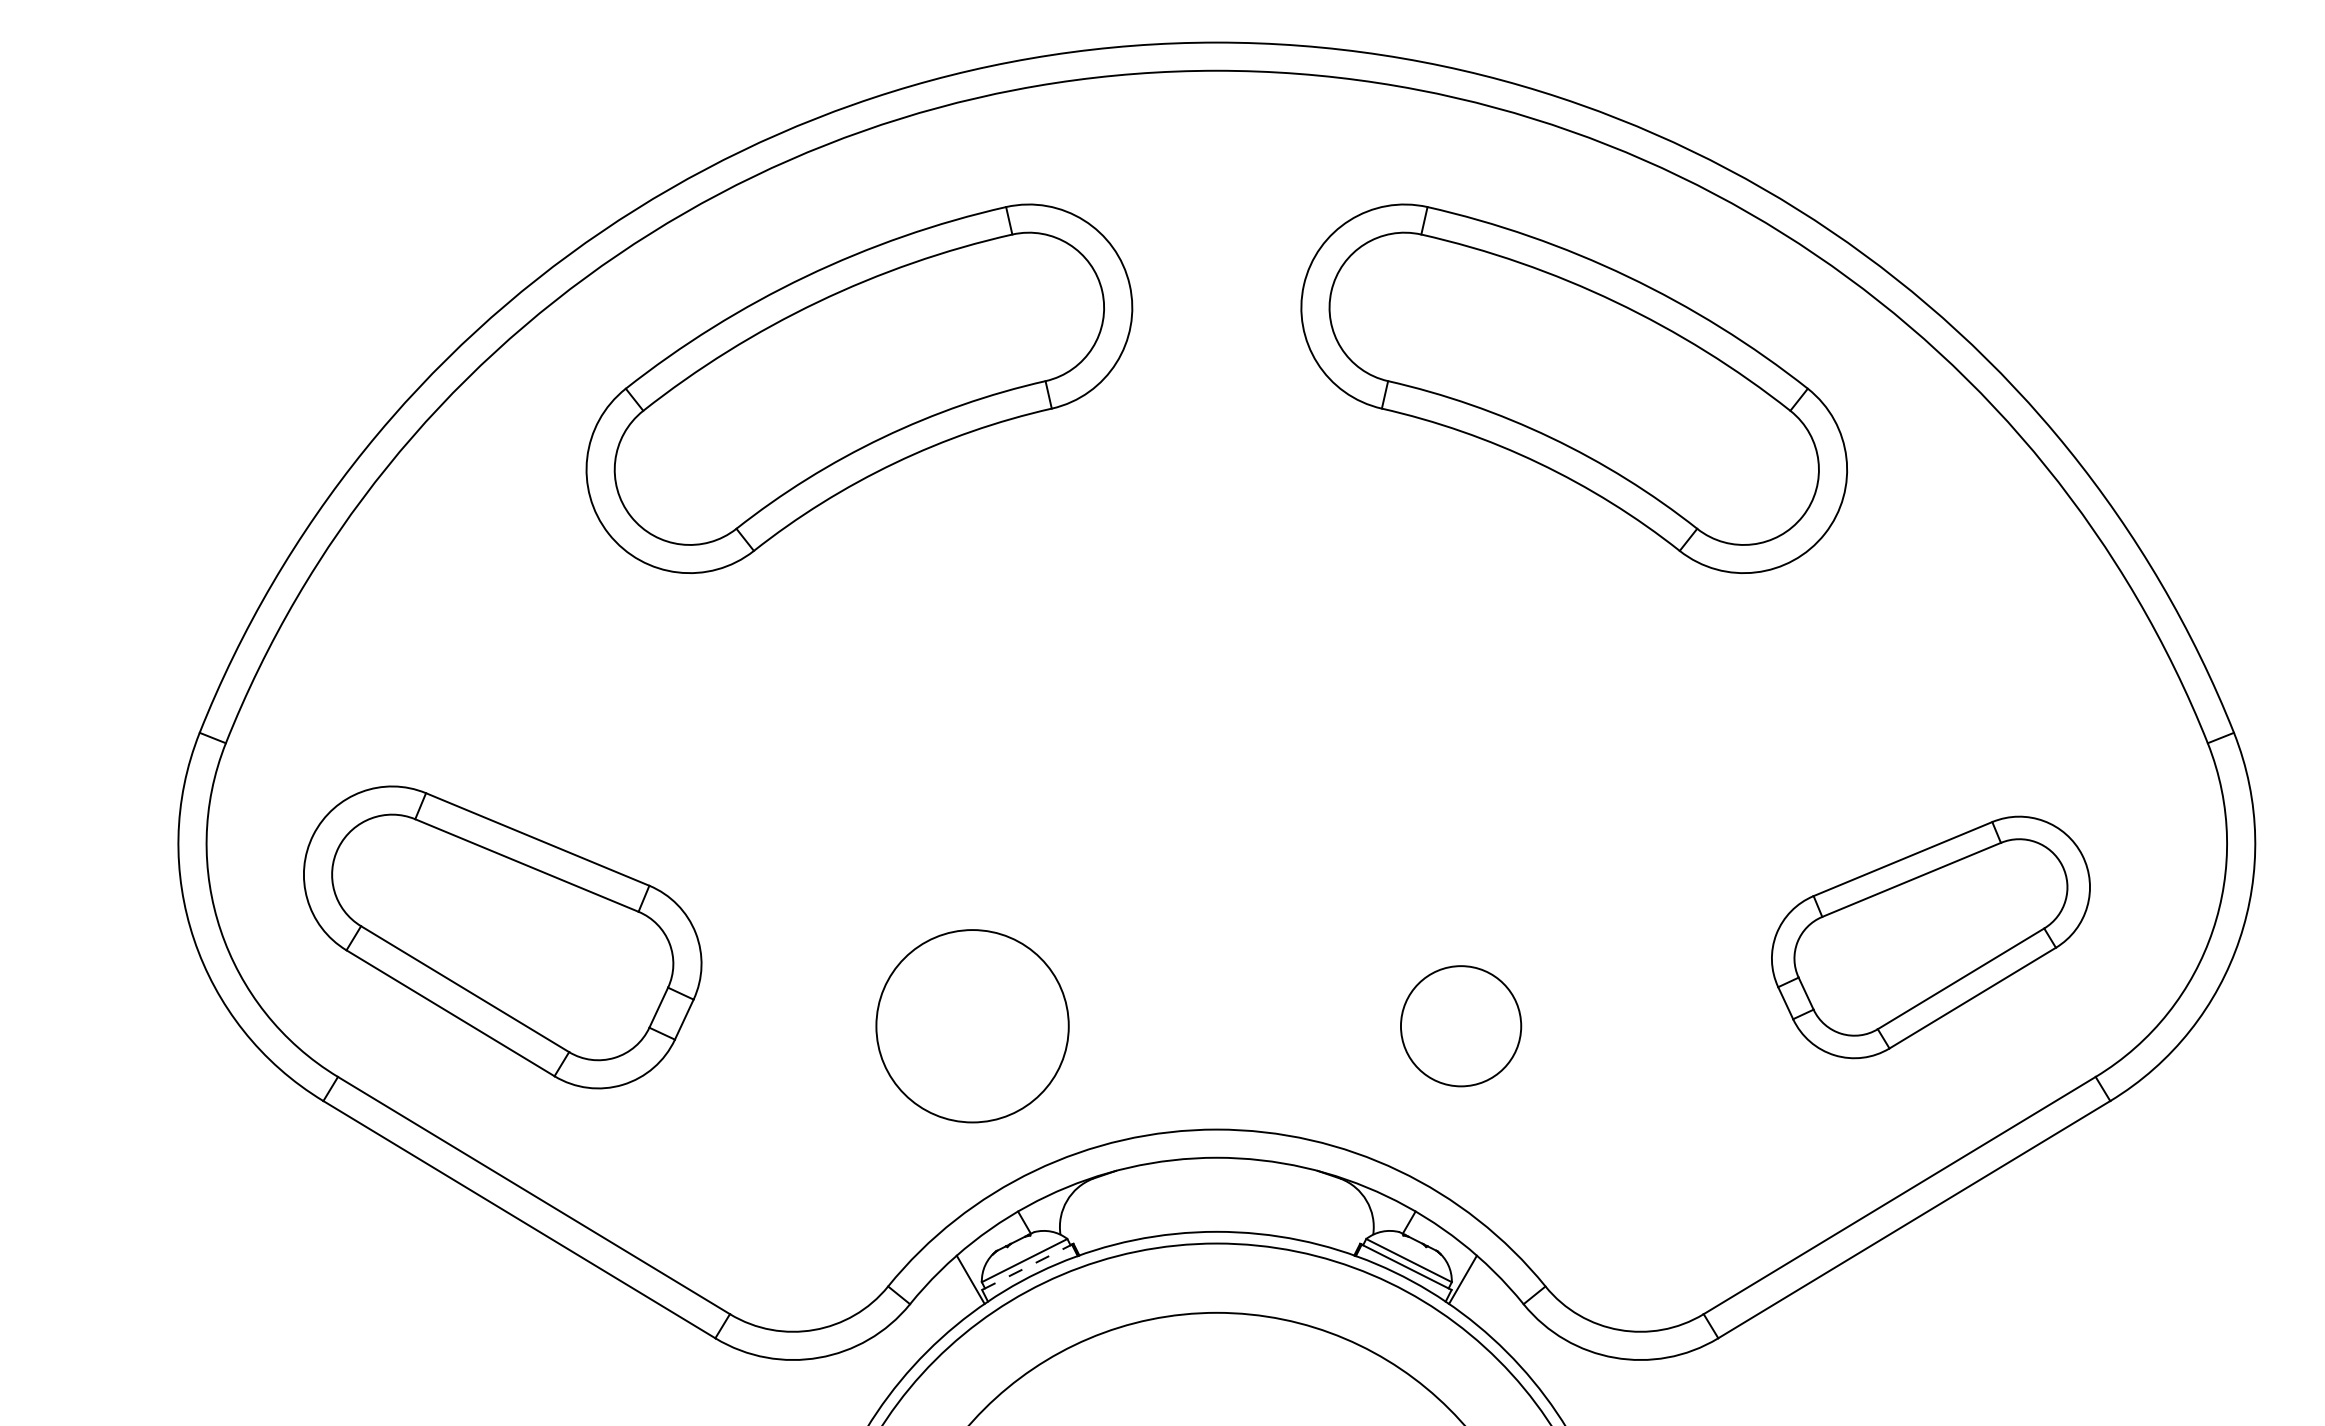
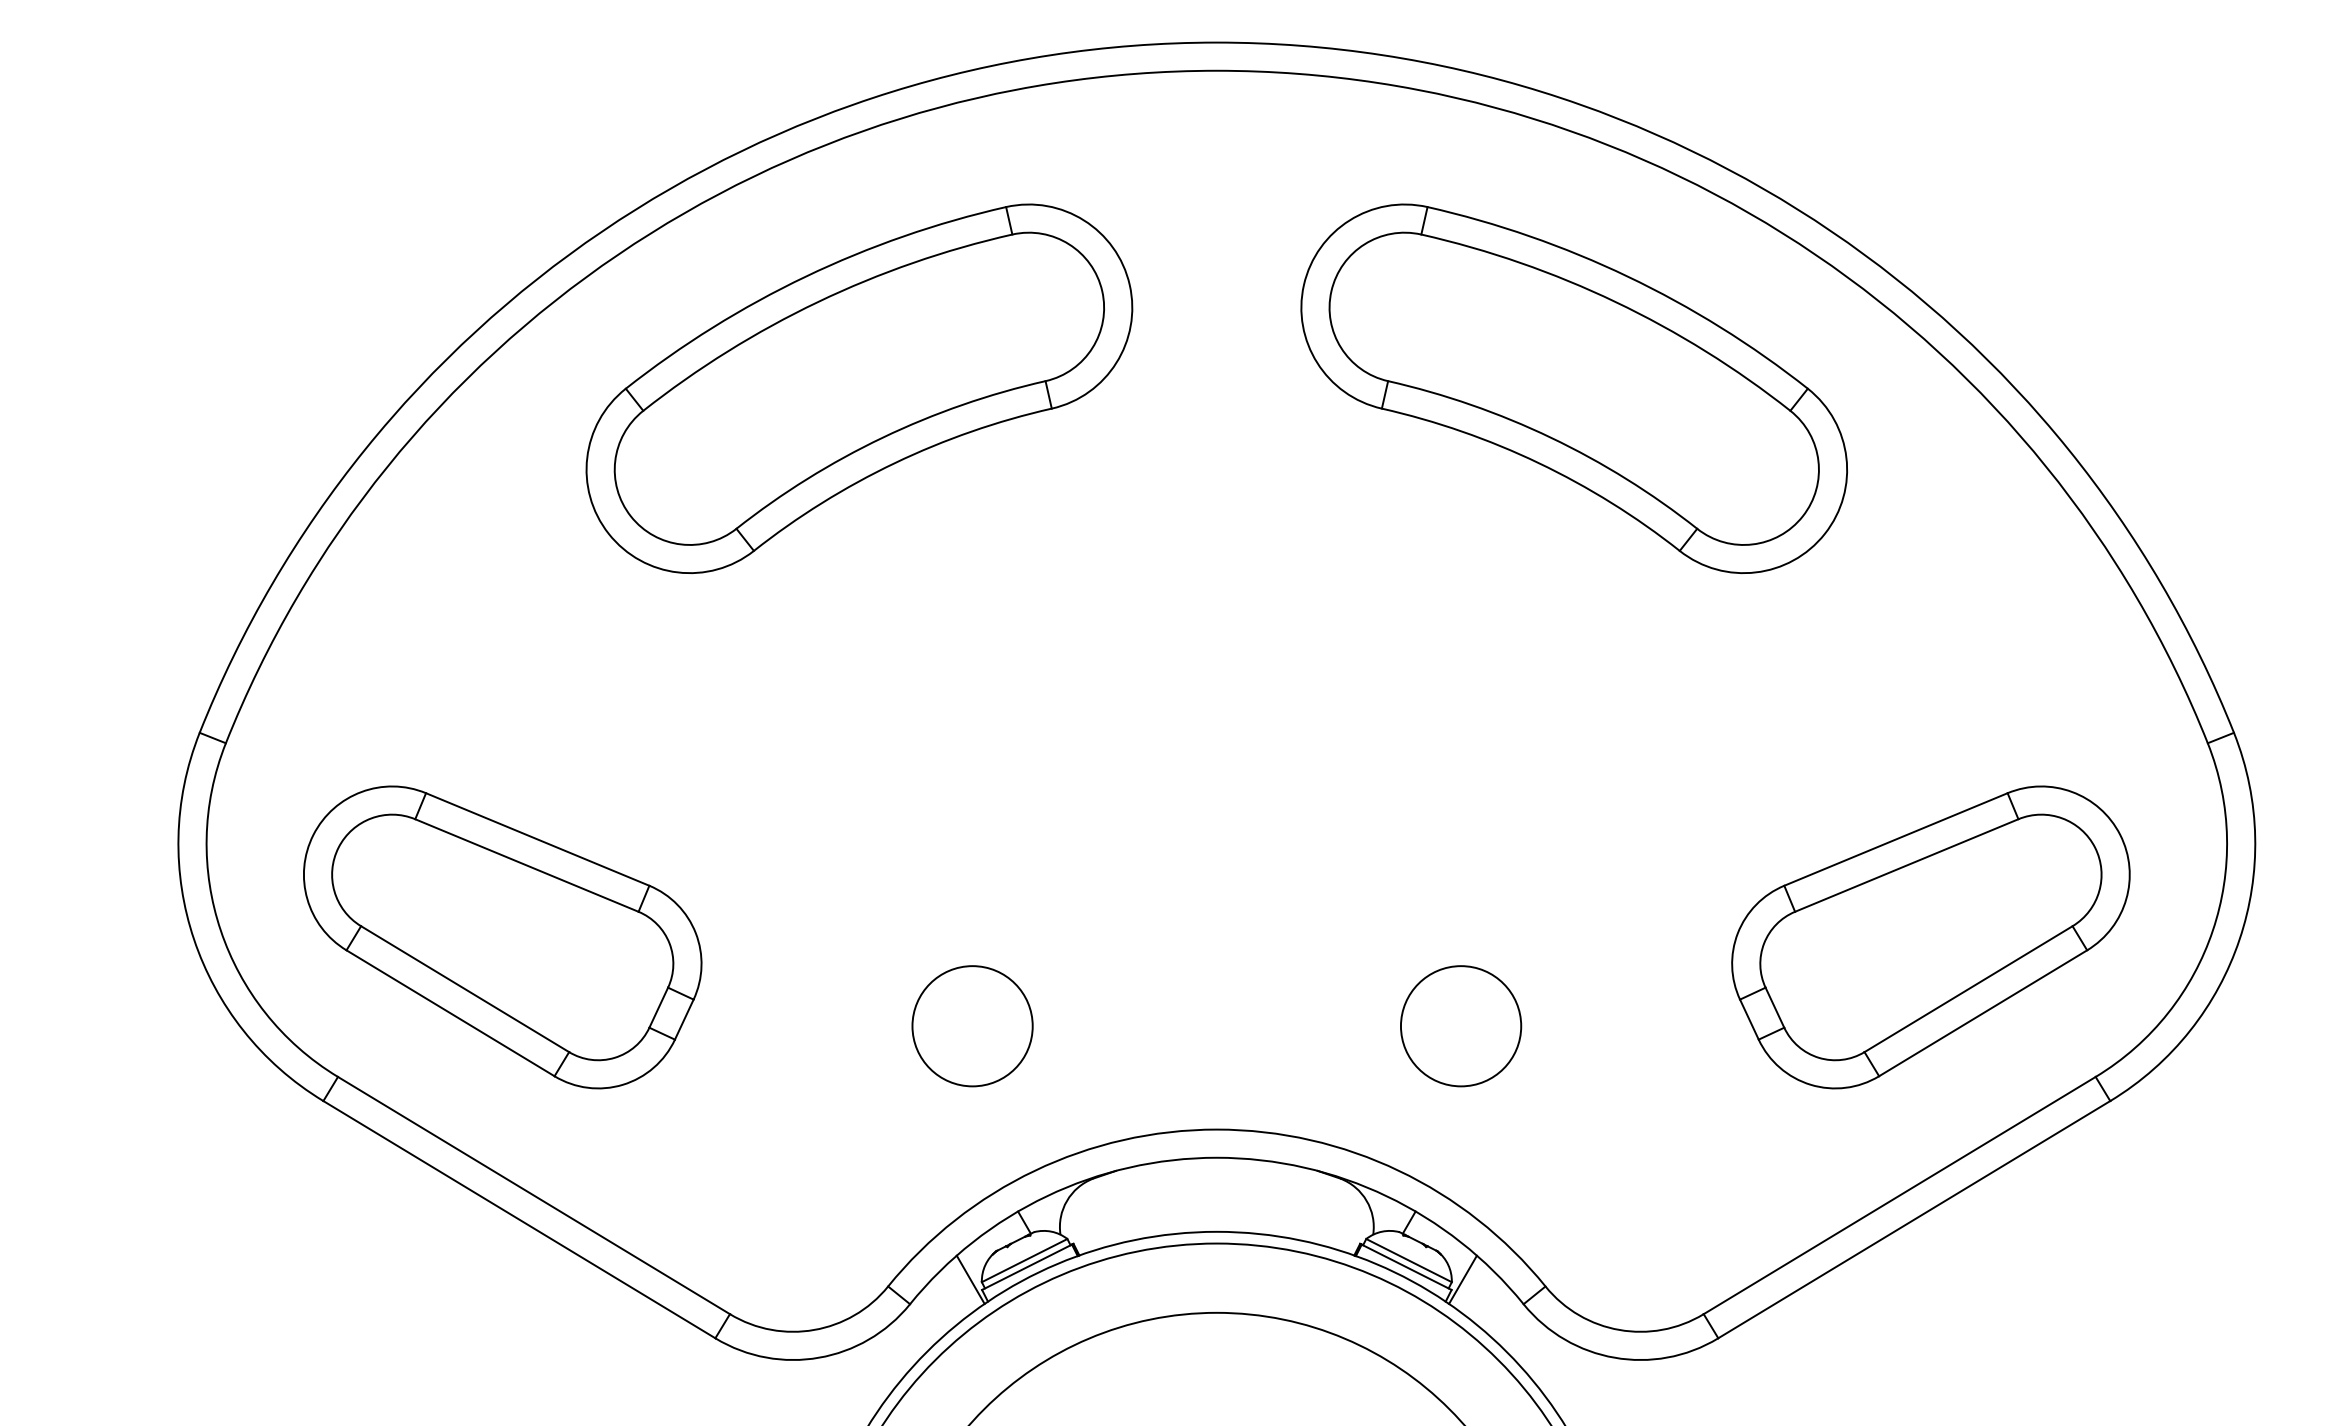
part size: 320x245 px -> 400x305 px (1930, 937)
circle diameter: 192 px -> 120 px (972, 1026)
line: dashed -> solid (1027, 1267)
